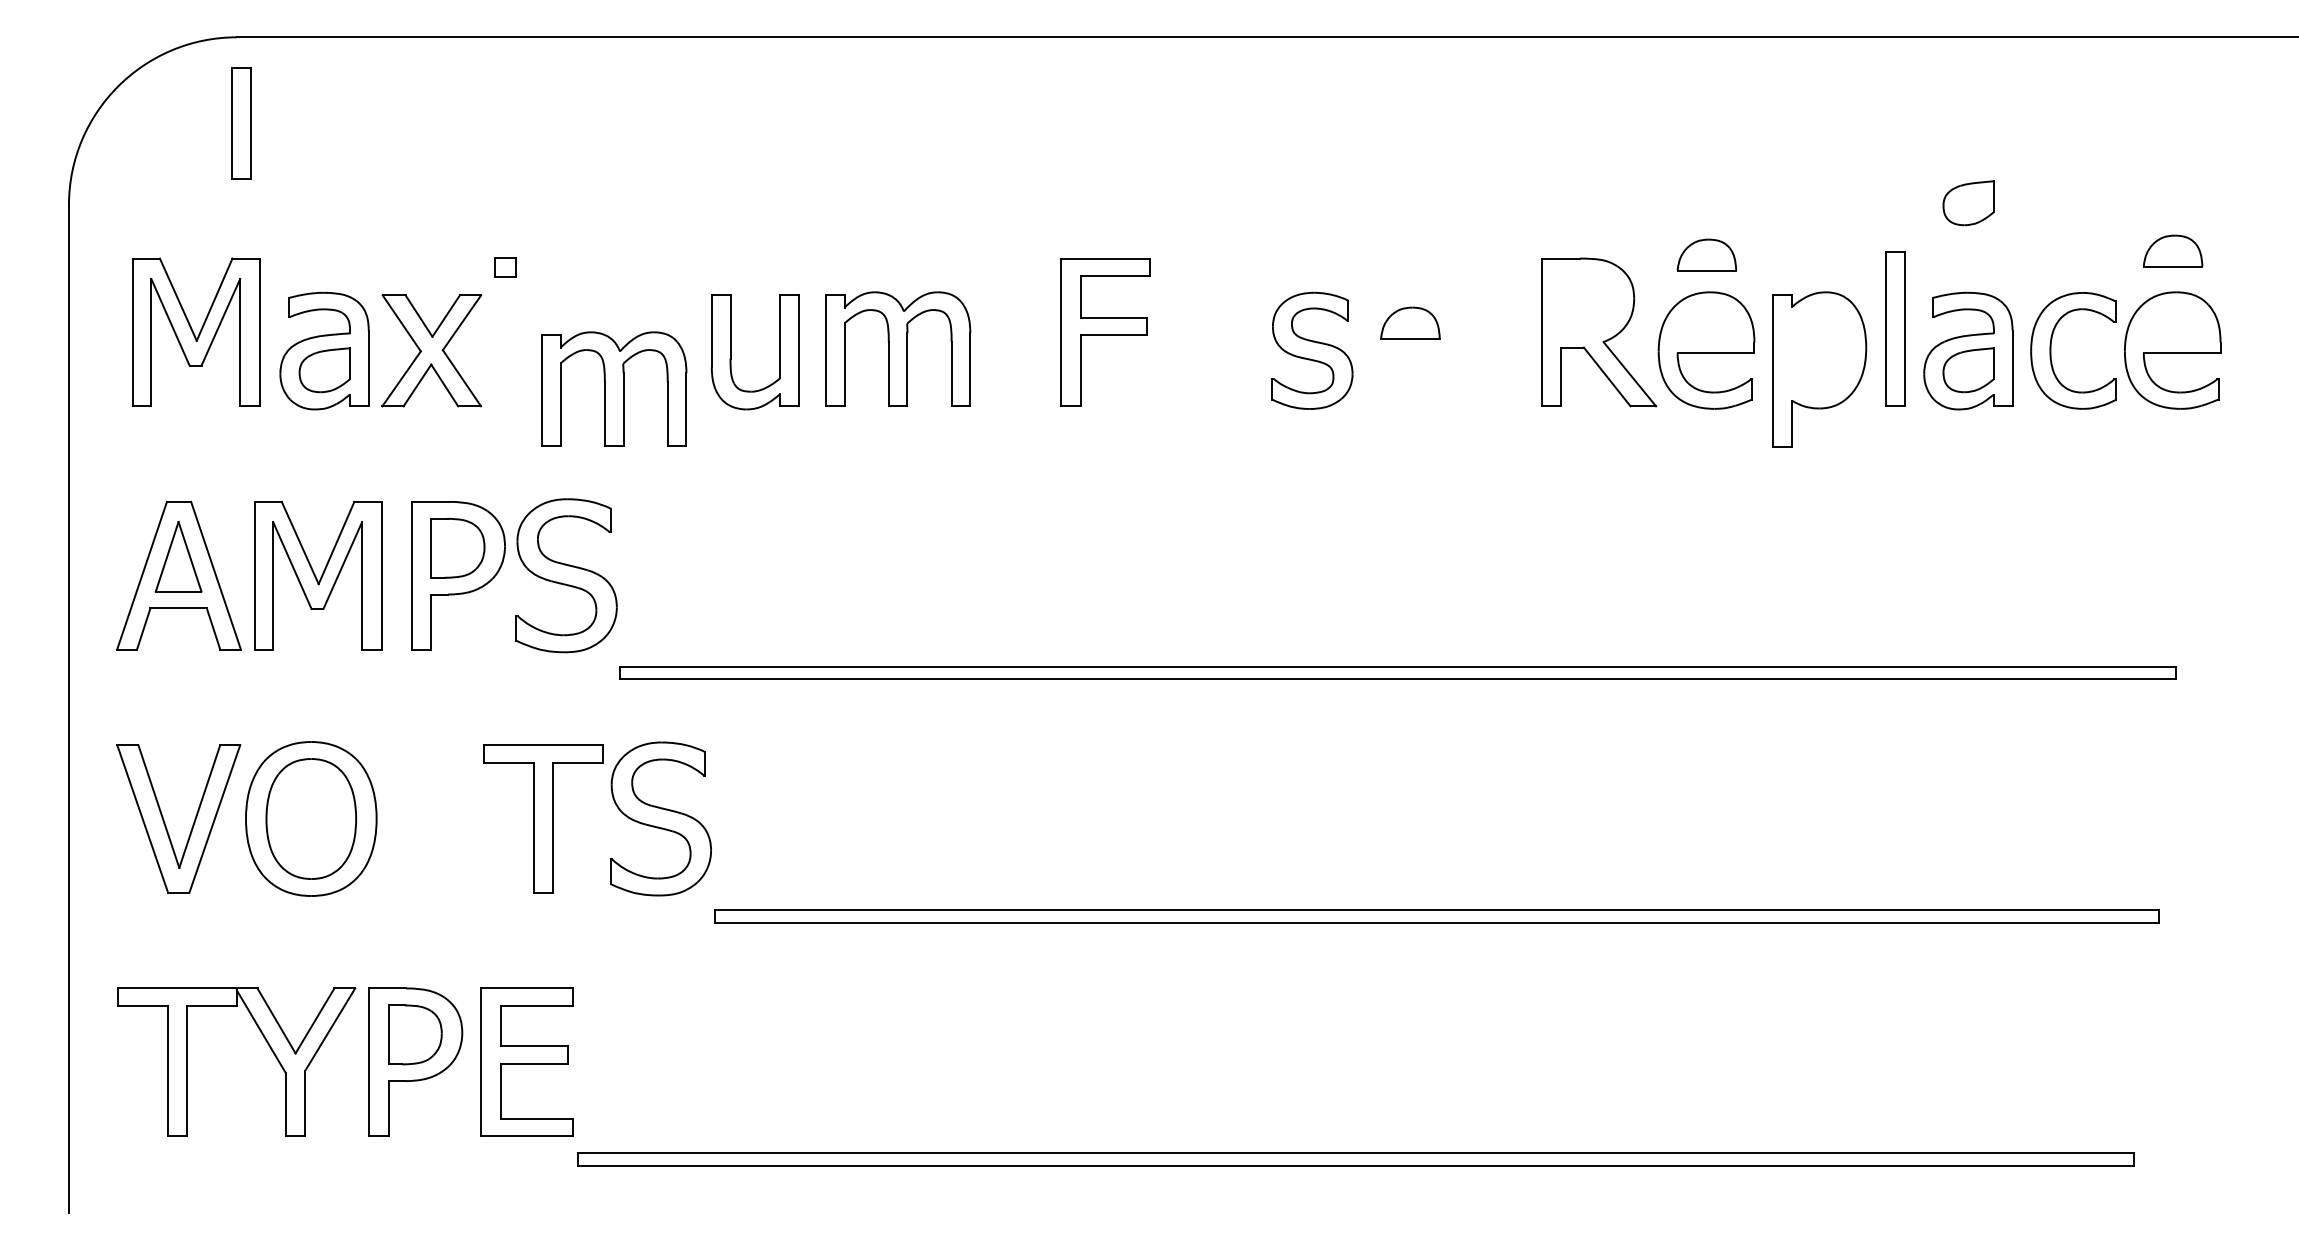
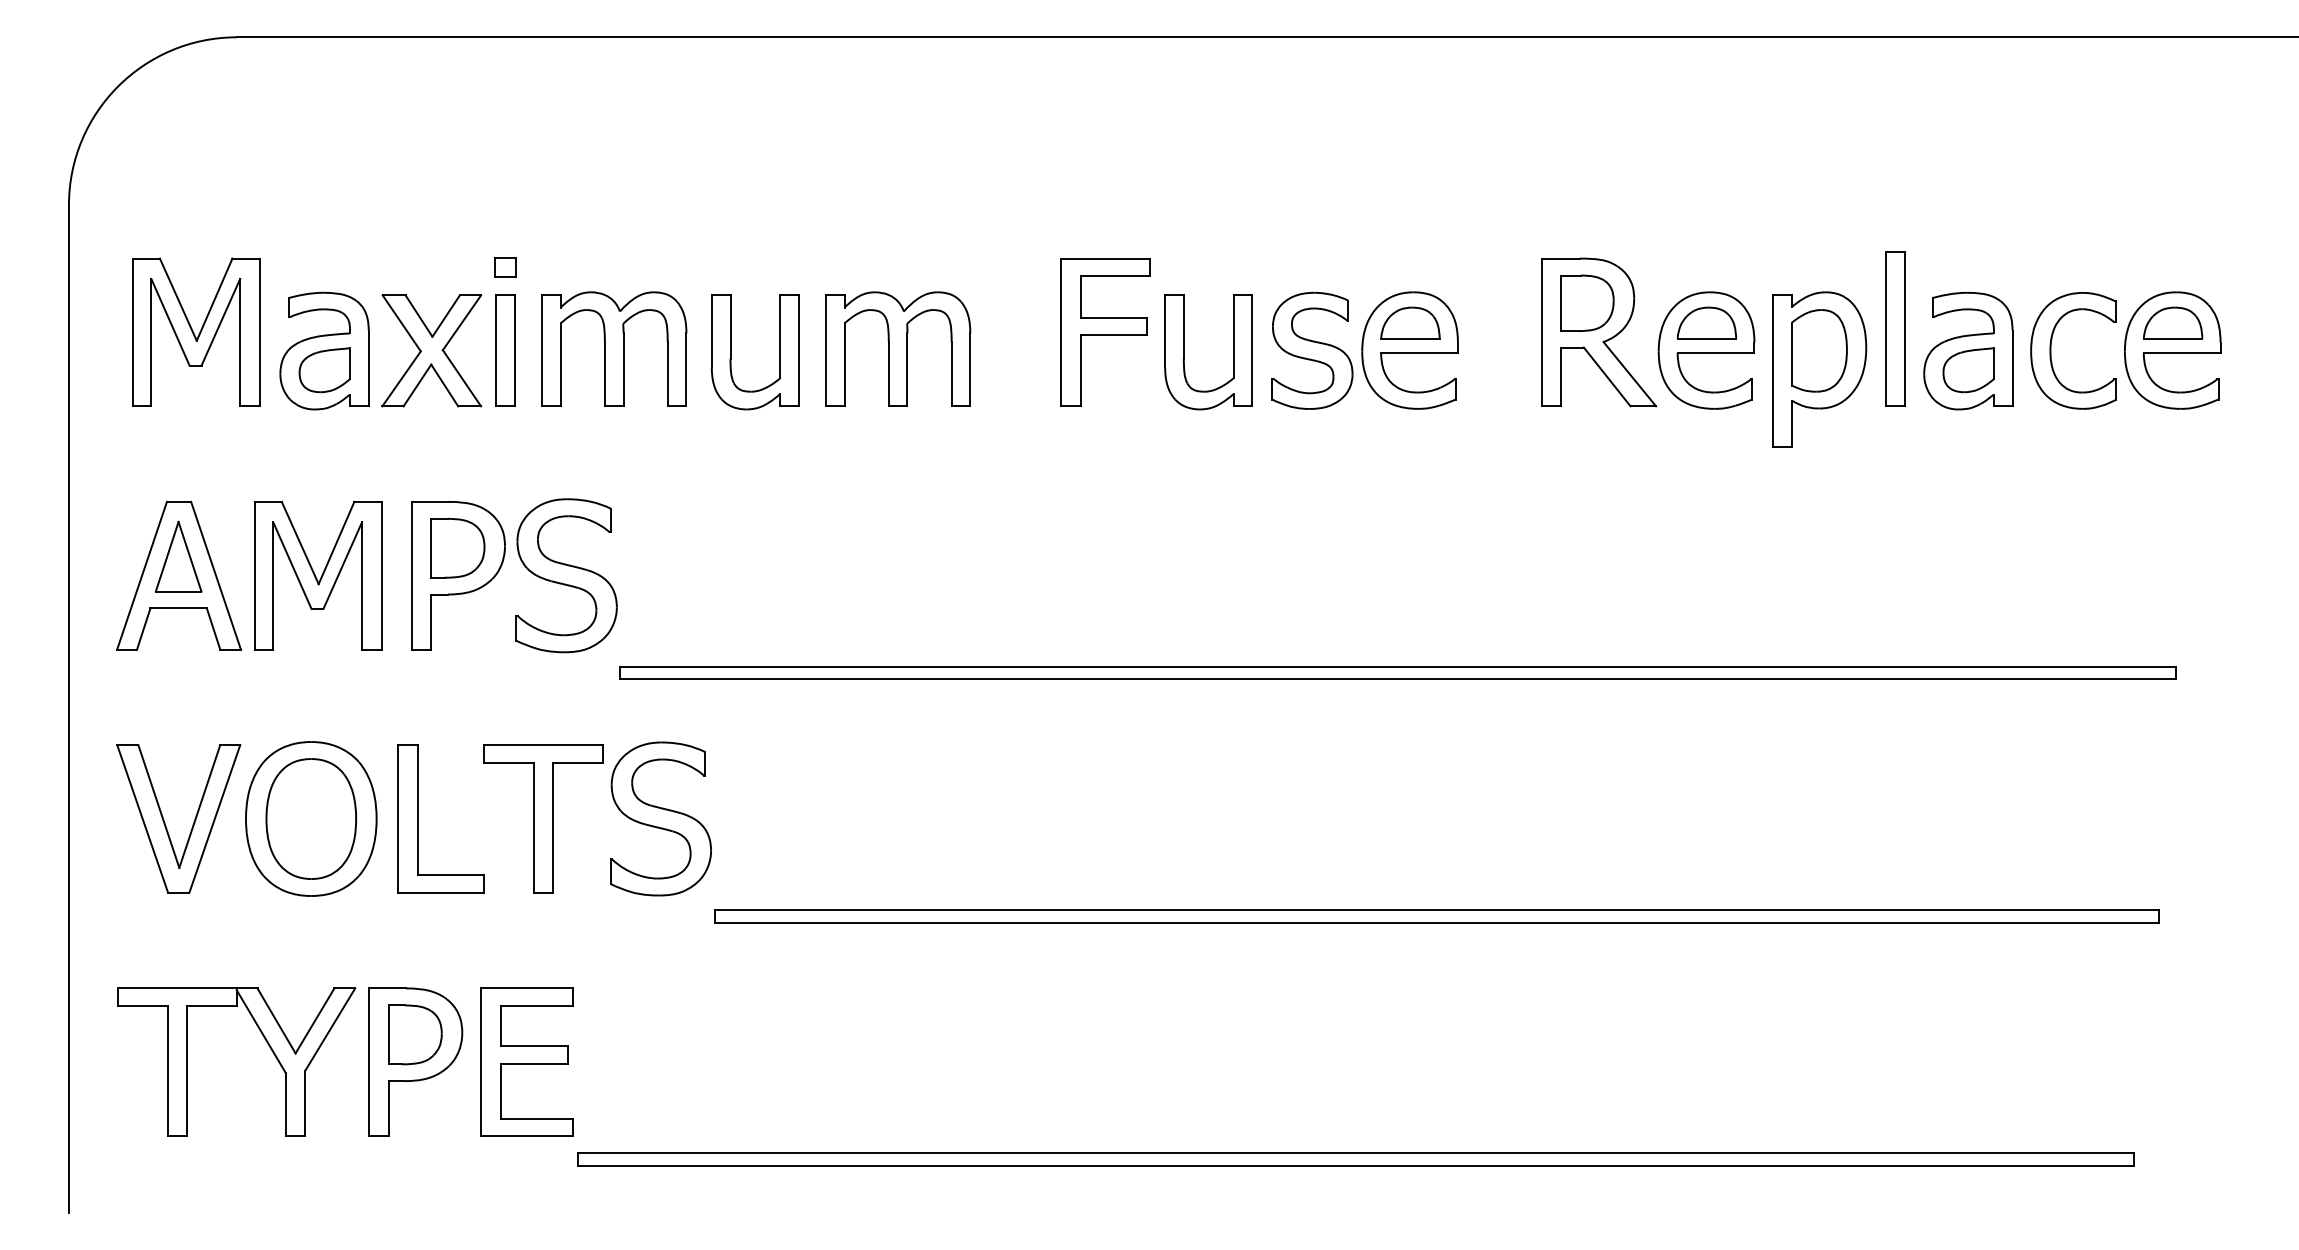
part position: (241, 123) -> (505, 350) (505, 350)
part: present -> none (1968, 203)
part position: (2173, 250) -> (2173, 322) (2173, 322)
part position: (1706, 254) -> (1706, 322) (1706, 322)
part: none -> present (1587, 302)
part: none -> present (1409, 350)
part: none -> present (1819, 350)
part: none -> present (1184, 352)
part position: (614, 388) -> (614, 348) (614, 348)
part: none -> present (418, 818)
